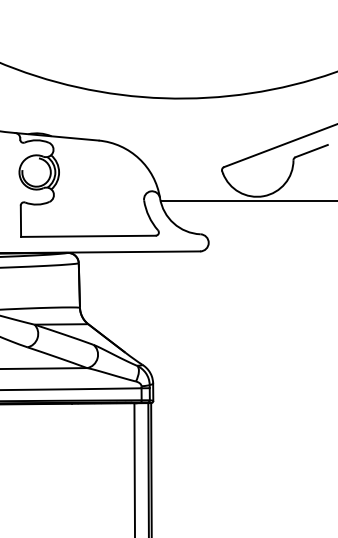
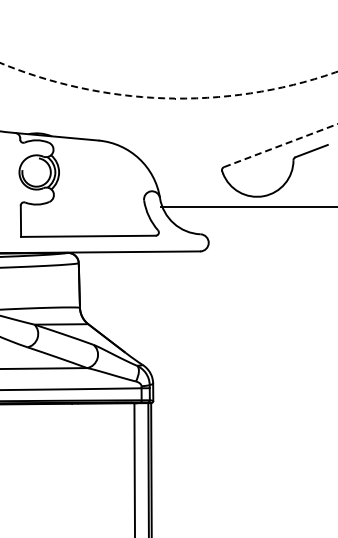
arc: solid -> dashed (168, 98)
line: solid -> dashed (281, 145)
line position: (247, 200) -> (247, 206) (247, 206)
